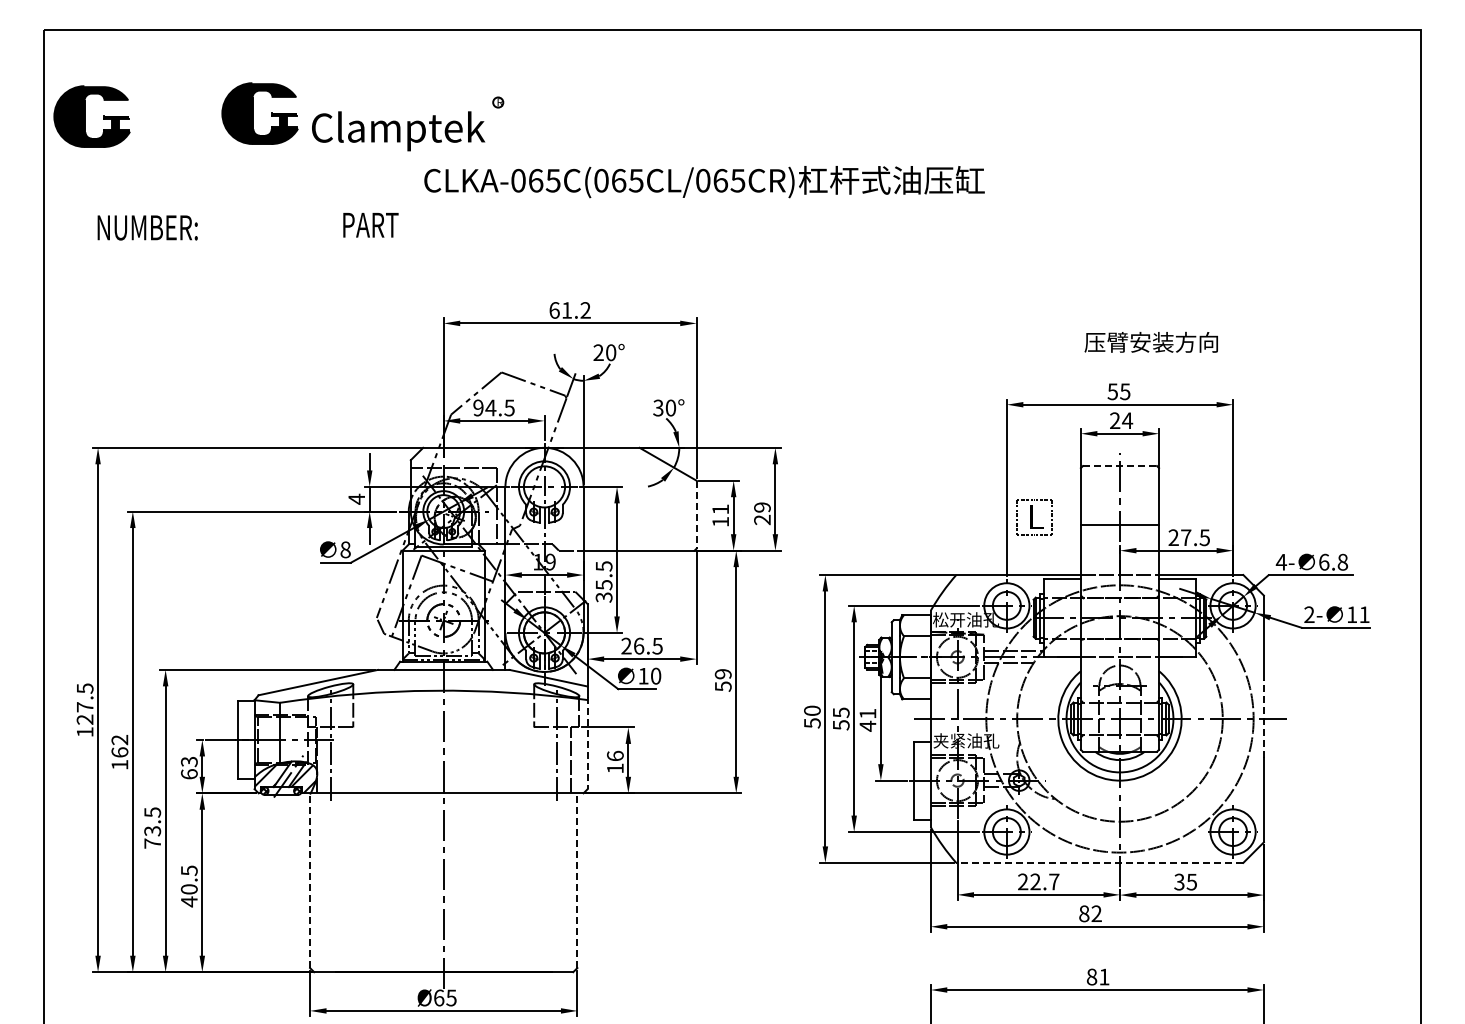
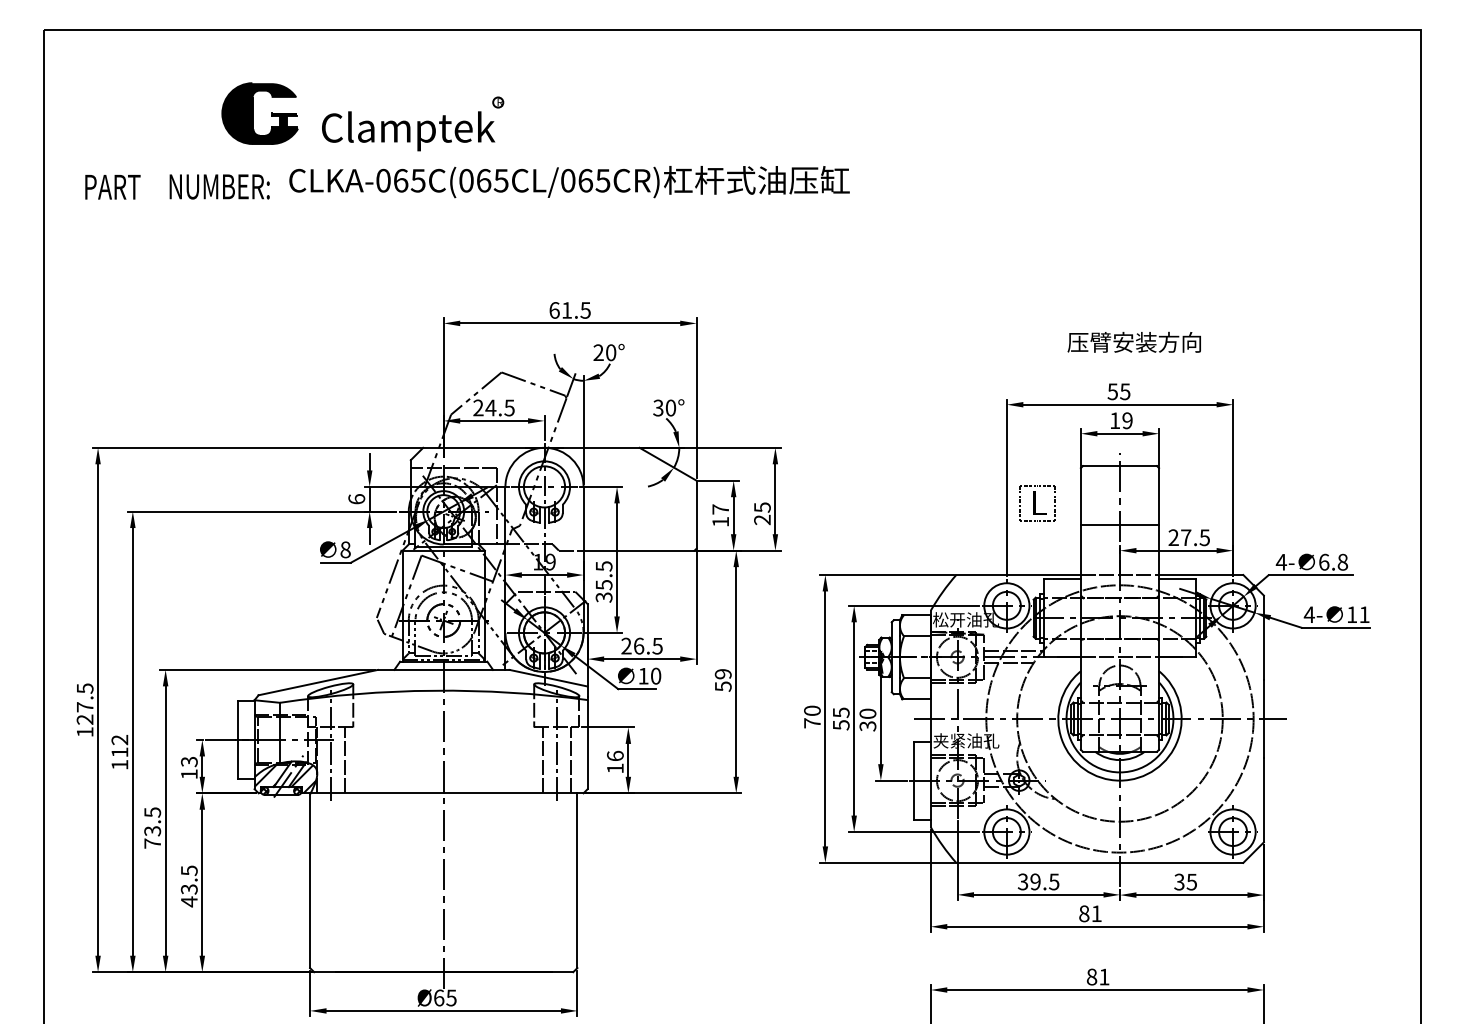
part: present -> none (91, 116)
text position: (398, 131) -> (408, 131) (408, 131)
text position: (704, 182) -> (569, 182) (569, 182)
text position: (370, 225) -> (112, 187) (112, 187)
text position: (147, 227) -> (219, 186) (219, 186)
text: 61.2 -> 61.5 (585, 310)
text position: (1150, 341) -> (1133, 341) (1133, 341)
text: 94.5 -> 24.5 (478, 407)
text: 24 -> 19 (1121, 420)
line: dashed -> solid (1120, 466)
text: 4 -> 6 (356, 498)
text: 29 -> 25 (762, 507)
text: 11 -> 17 (720, 509)
line: dashed -> solid (696, 514)
part position: (1034, 517) -> (1037, 503) (1037, 503)
text: 2- -> 4- (1308, 614)
line: dashed -> solid (1263, 718)
text: 41 -> 30 (867, 719)
text: 50 -> 70 (812, 723)
line: dashed -> solid (587, 743)
text: 162 -> 112 (119, 752)
line: none -> present (344, 760)
line: none -> present (542, 760)
text: 63 -> 13 (189, 774)
line: dashed -> solid (1099, 862)
line: dashed -> solid (310, 880)
line: dashed -> solid (577, 880)
text: 22.7 -> 39.5 (1038, 881)
text: 40.5 -> 43.5 (189, 889)
text: 82 -> 81 (1096, 913)
